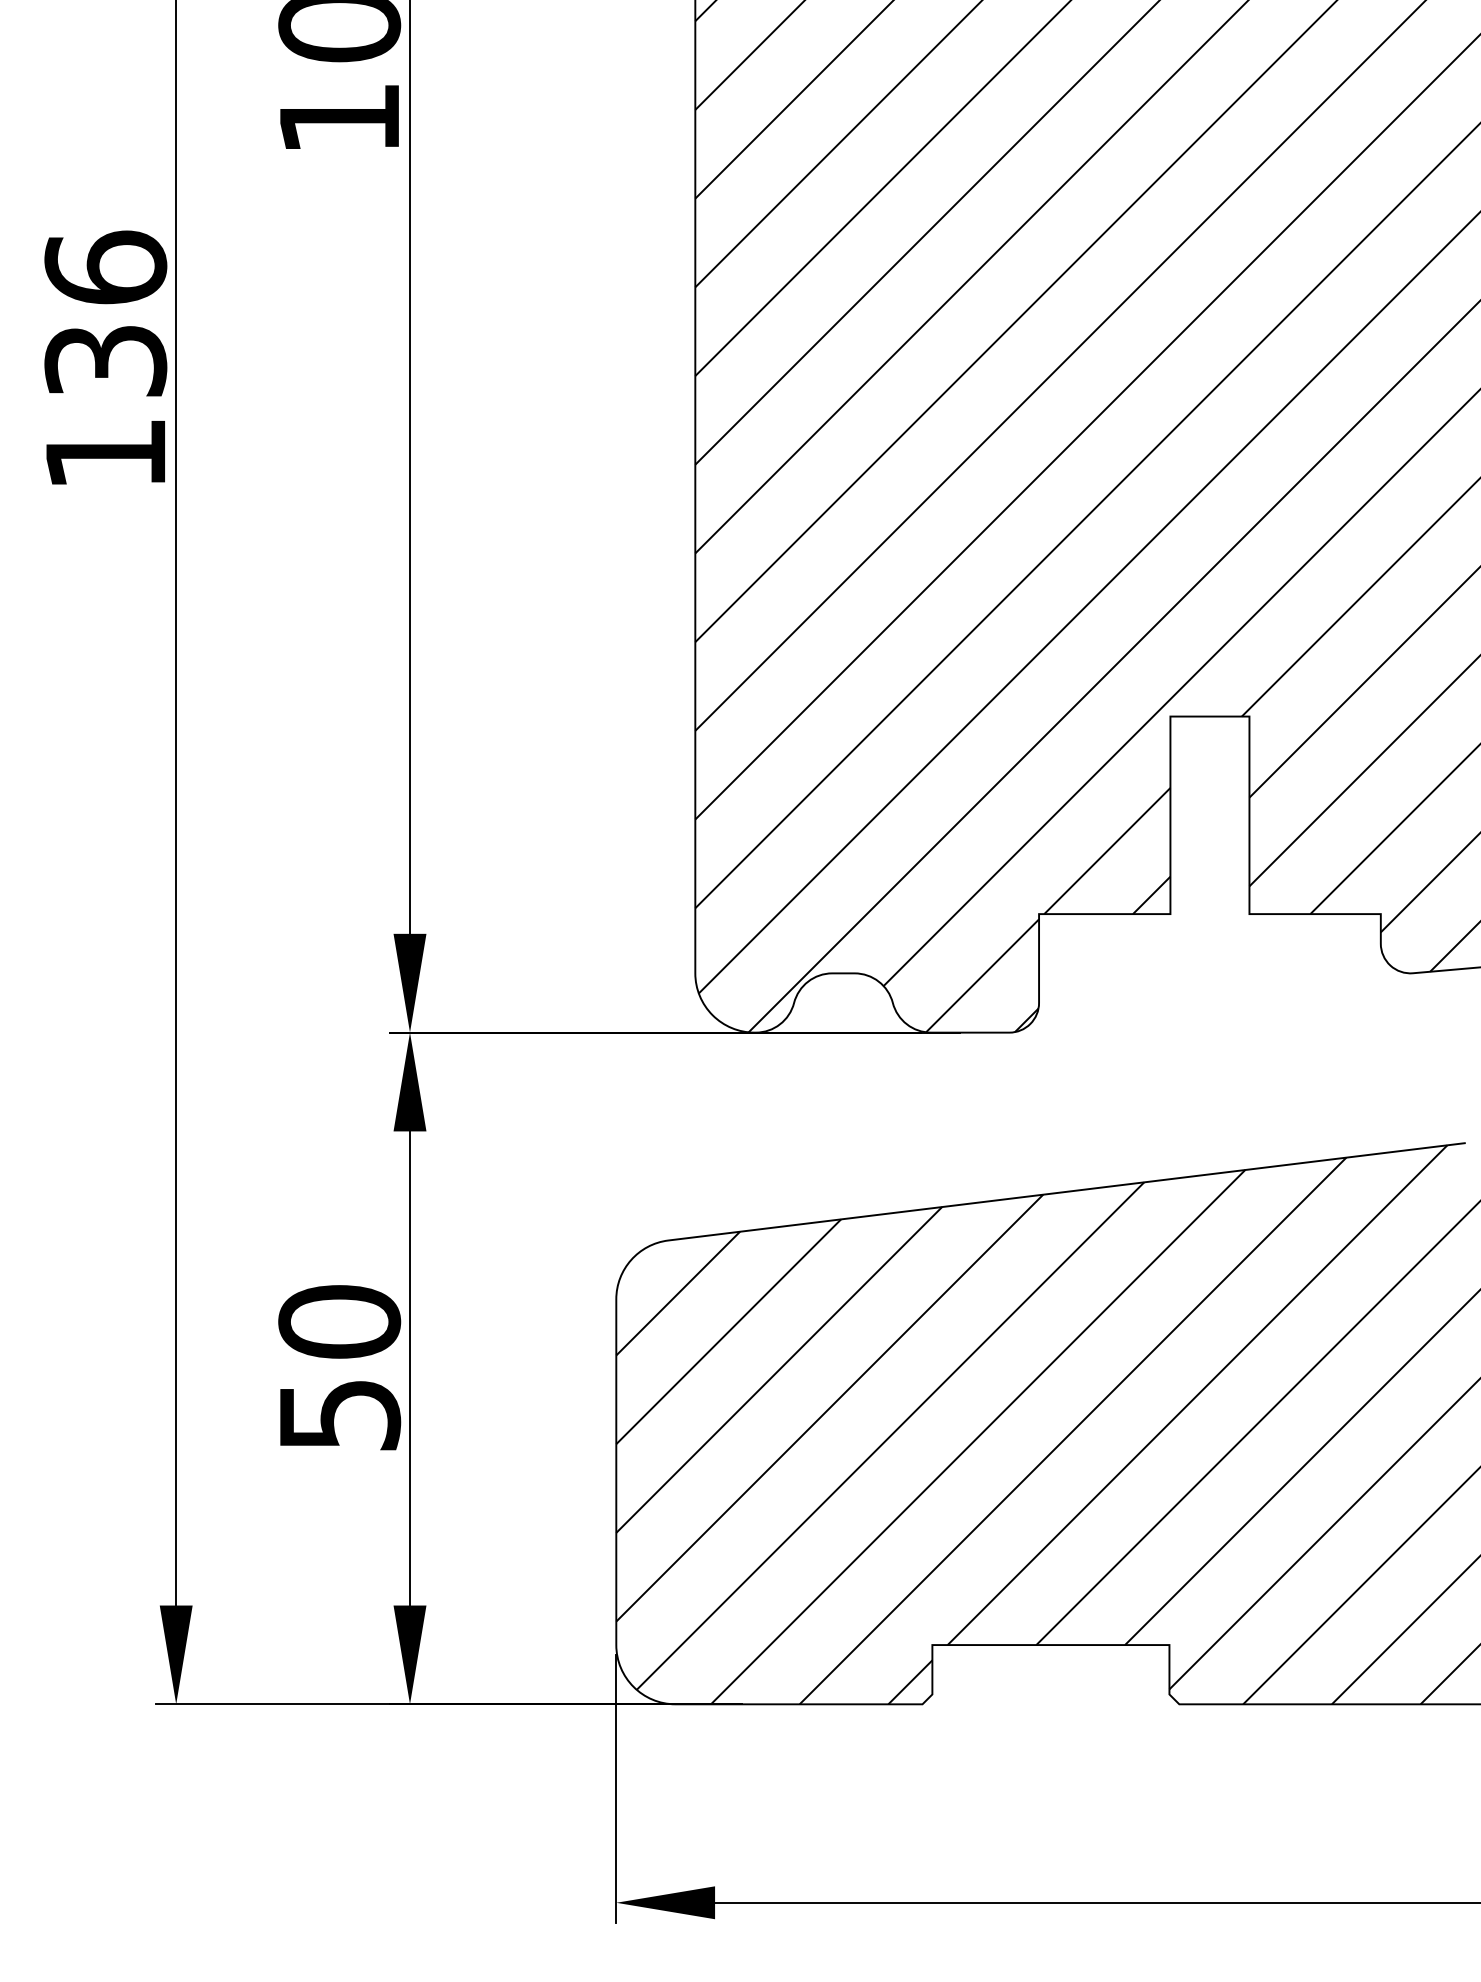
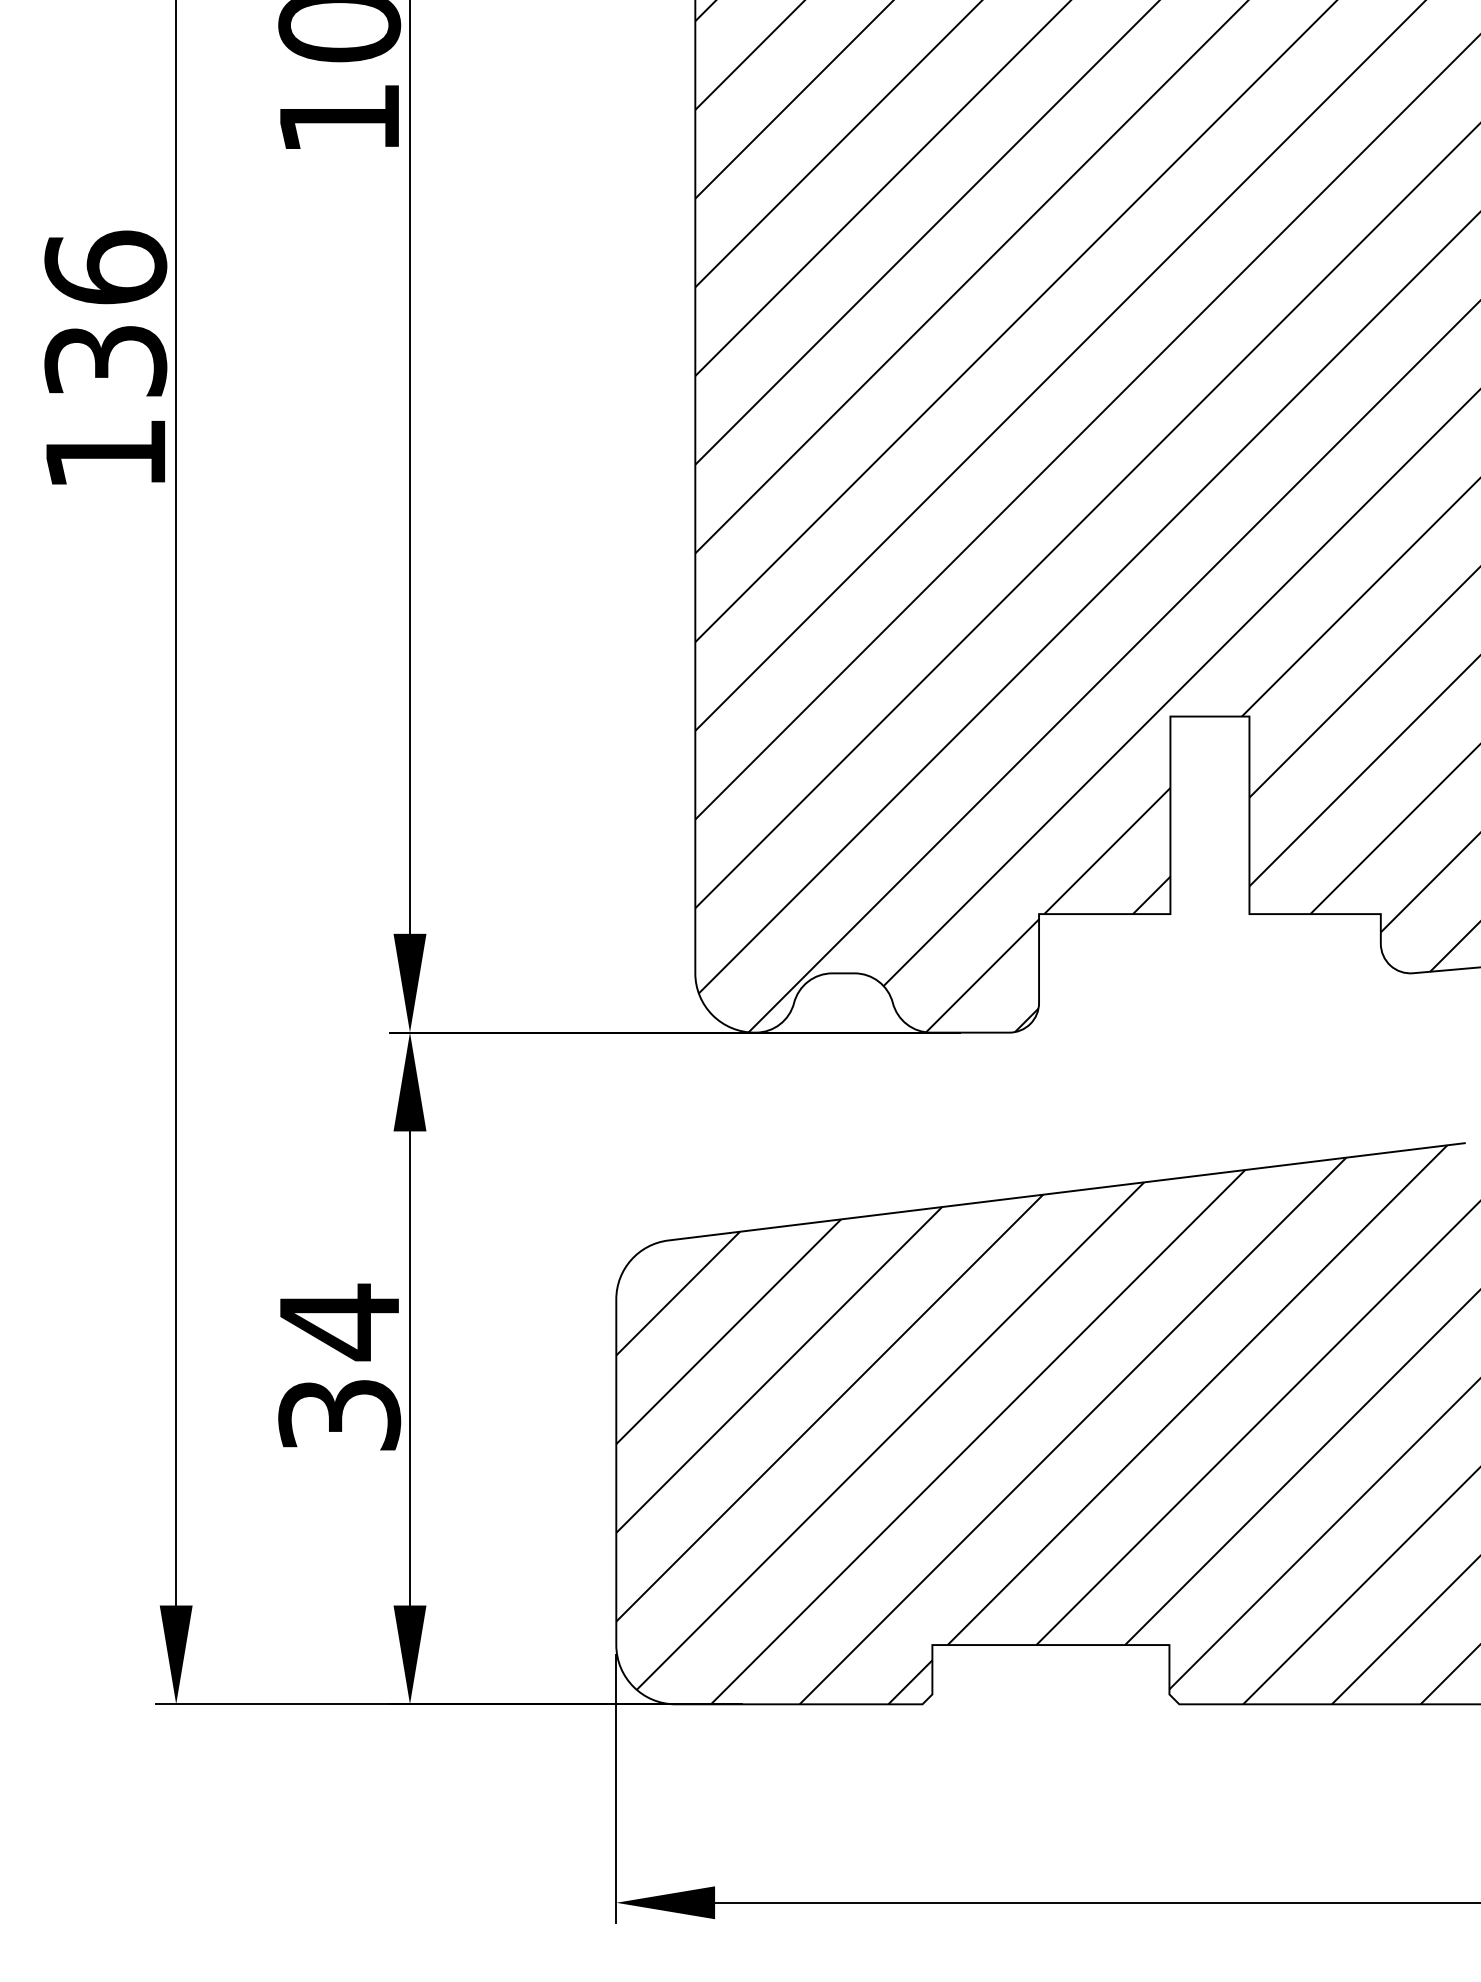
text: 50 -> 34 (339, 1366)
